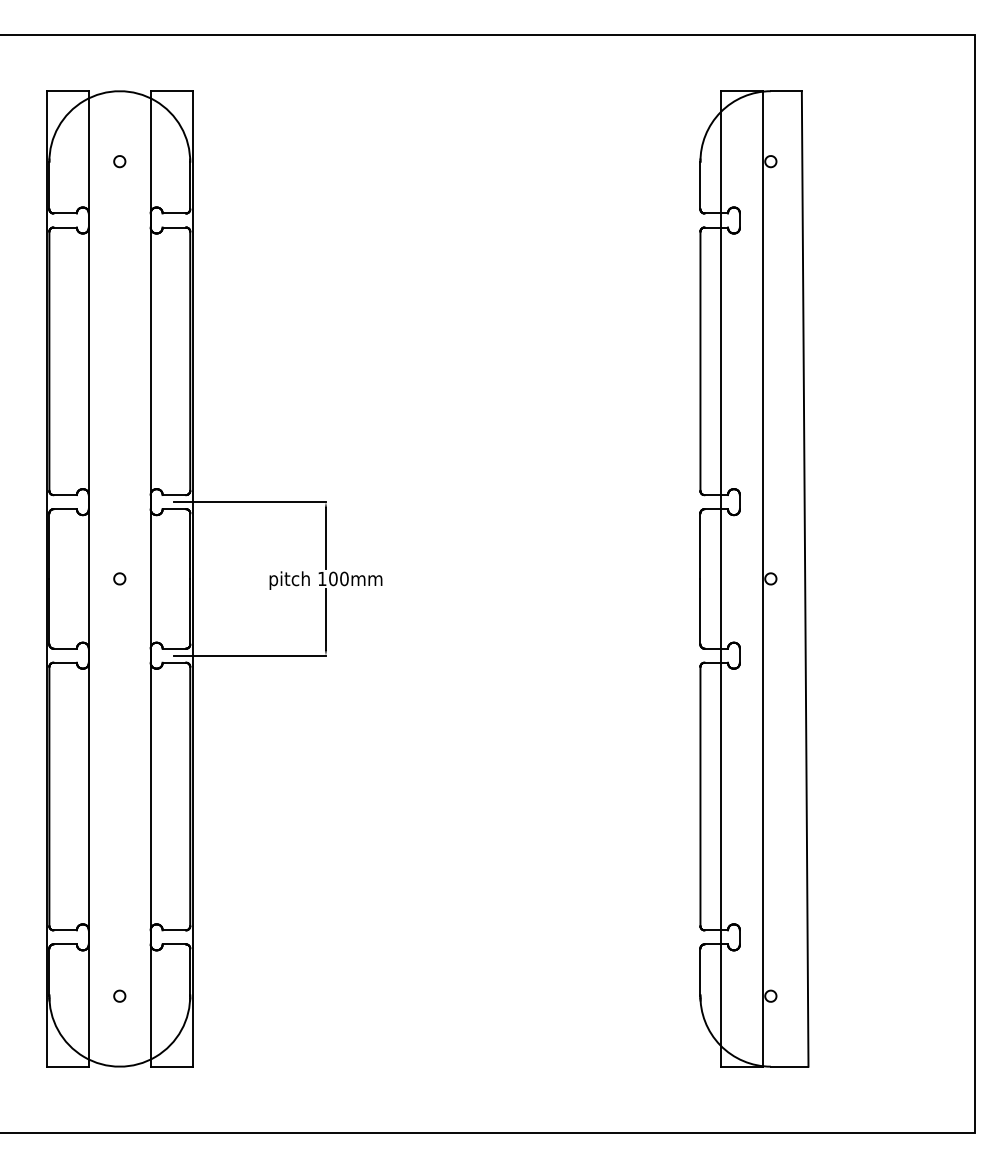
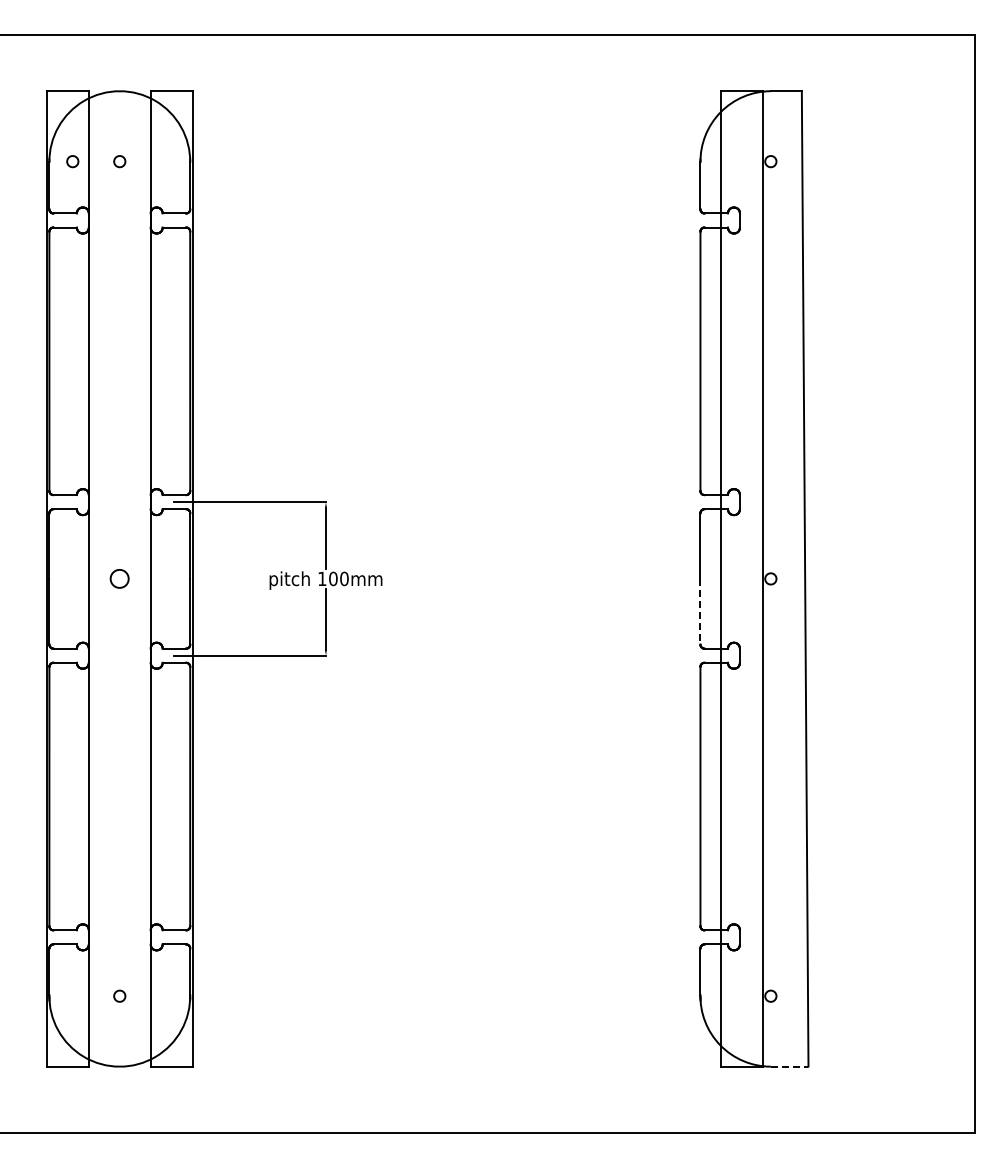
part: none -> present (72, 161)
part size: 14x14 px -> 21x20 px (119, 578)
line: solid -> dashed (700, 611)
line: solid -> dashed (789, 1066)
